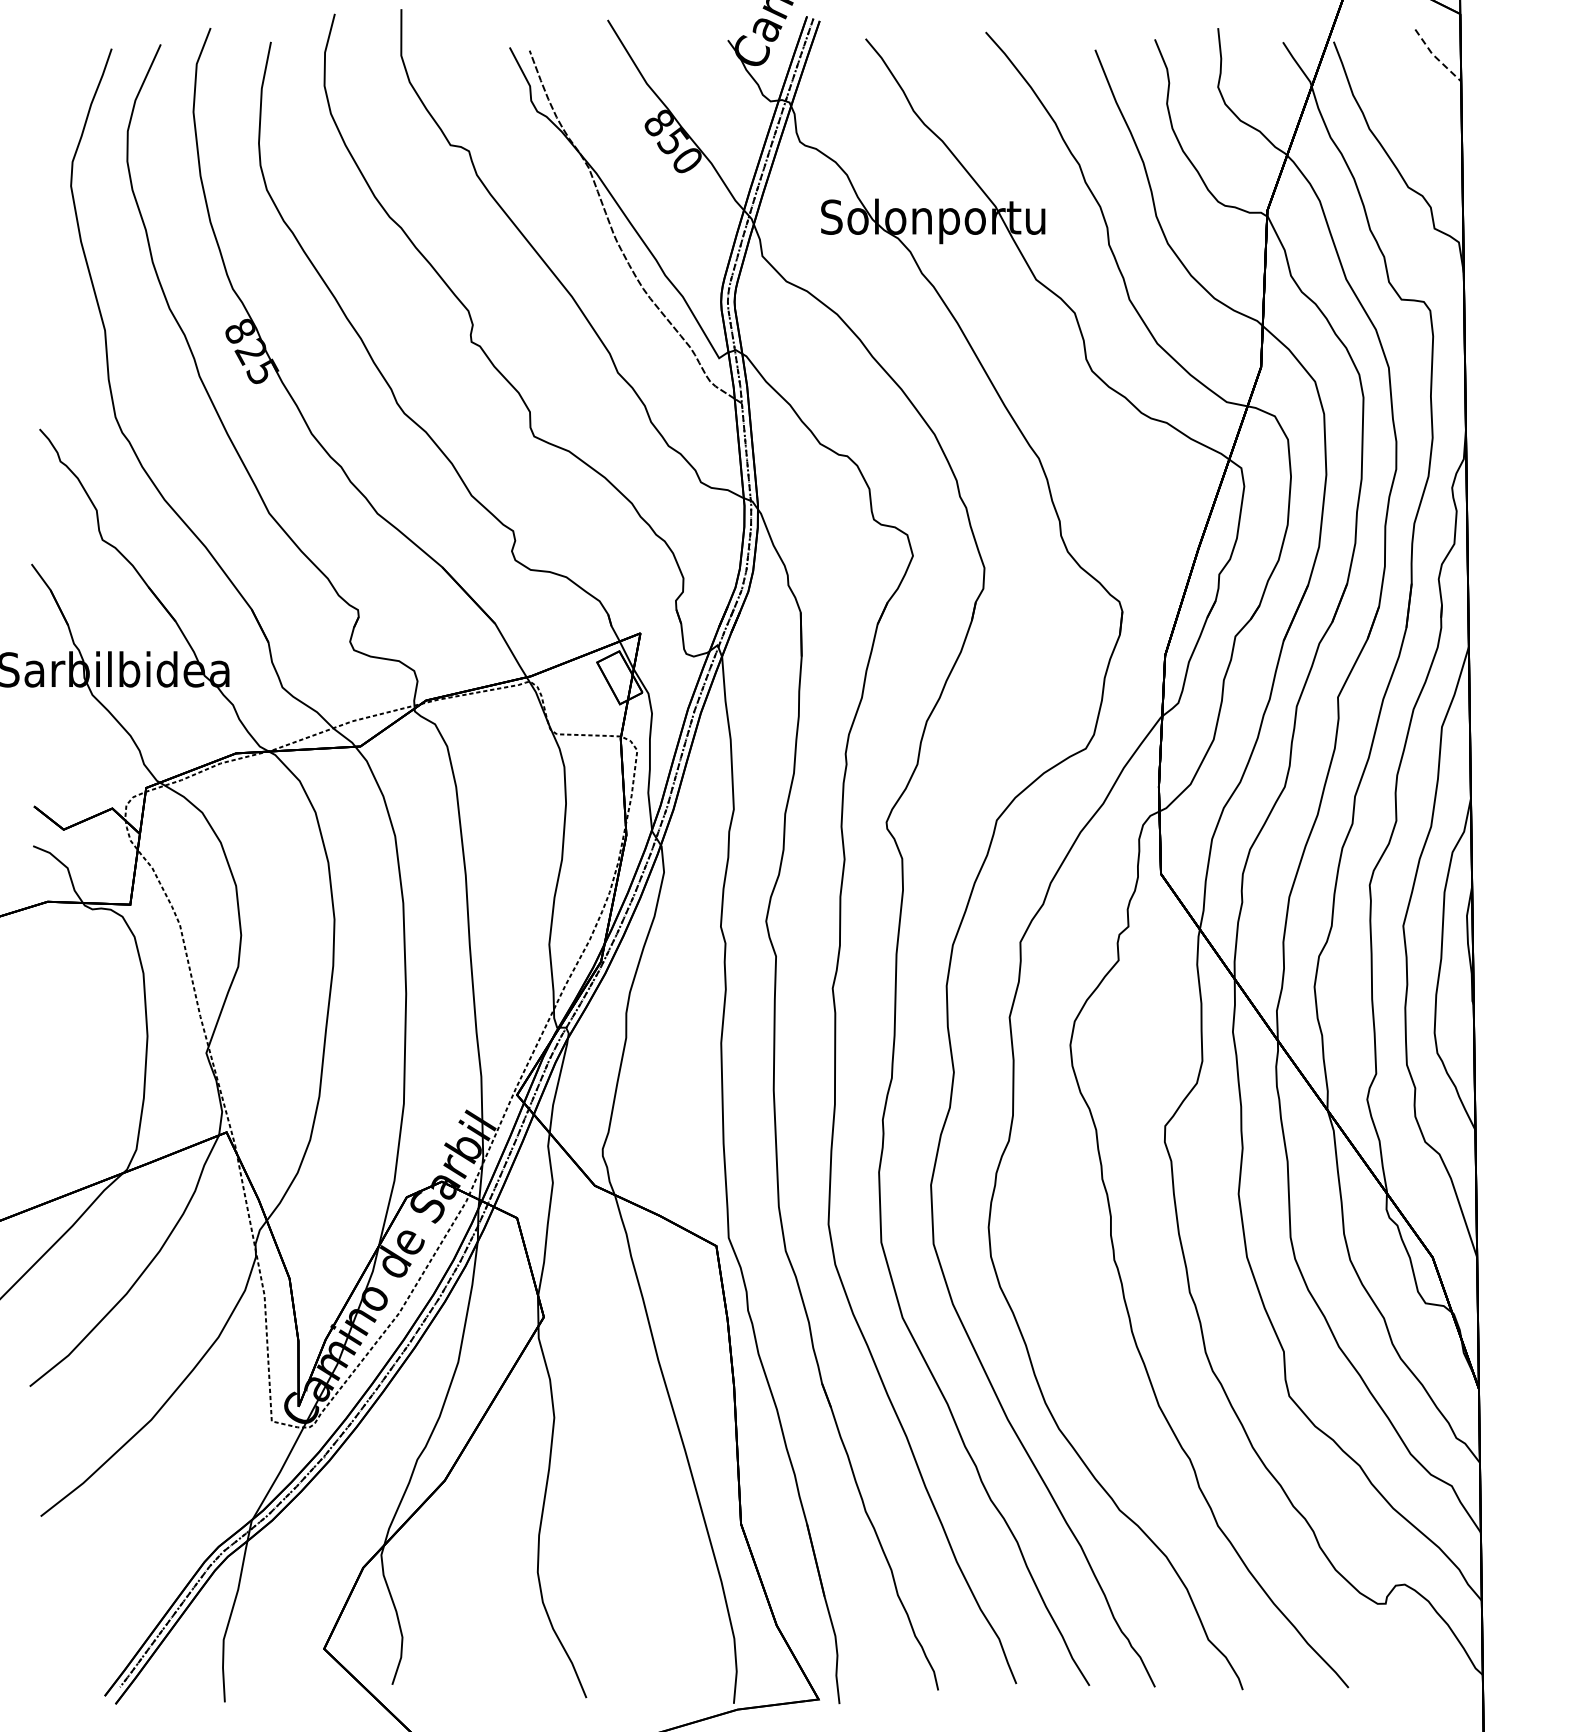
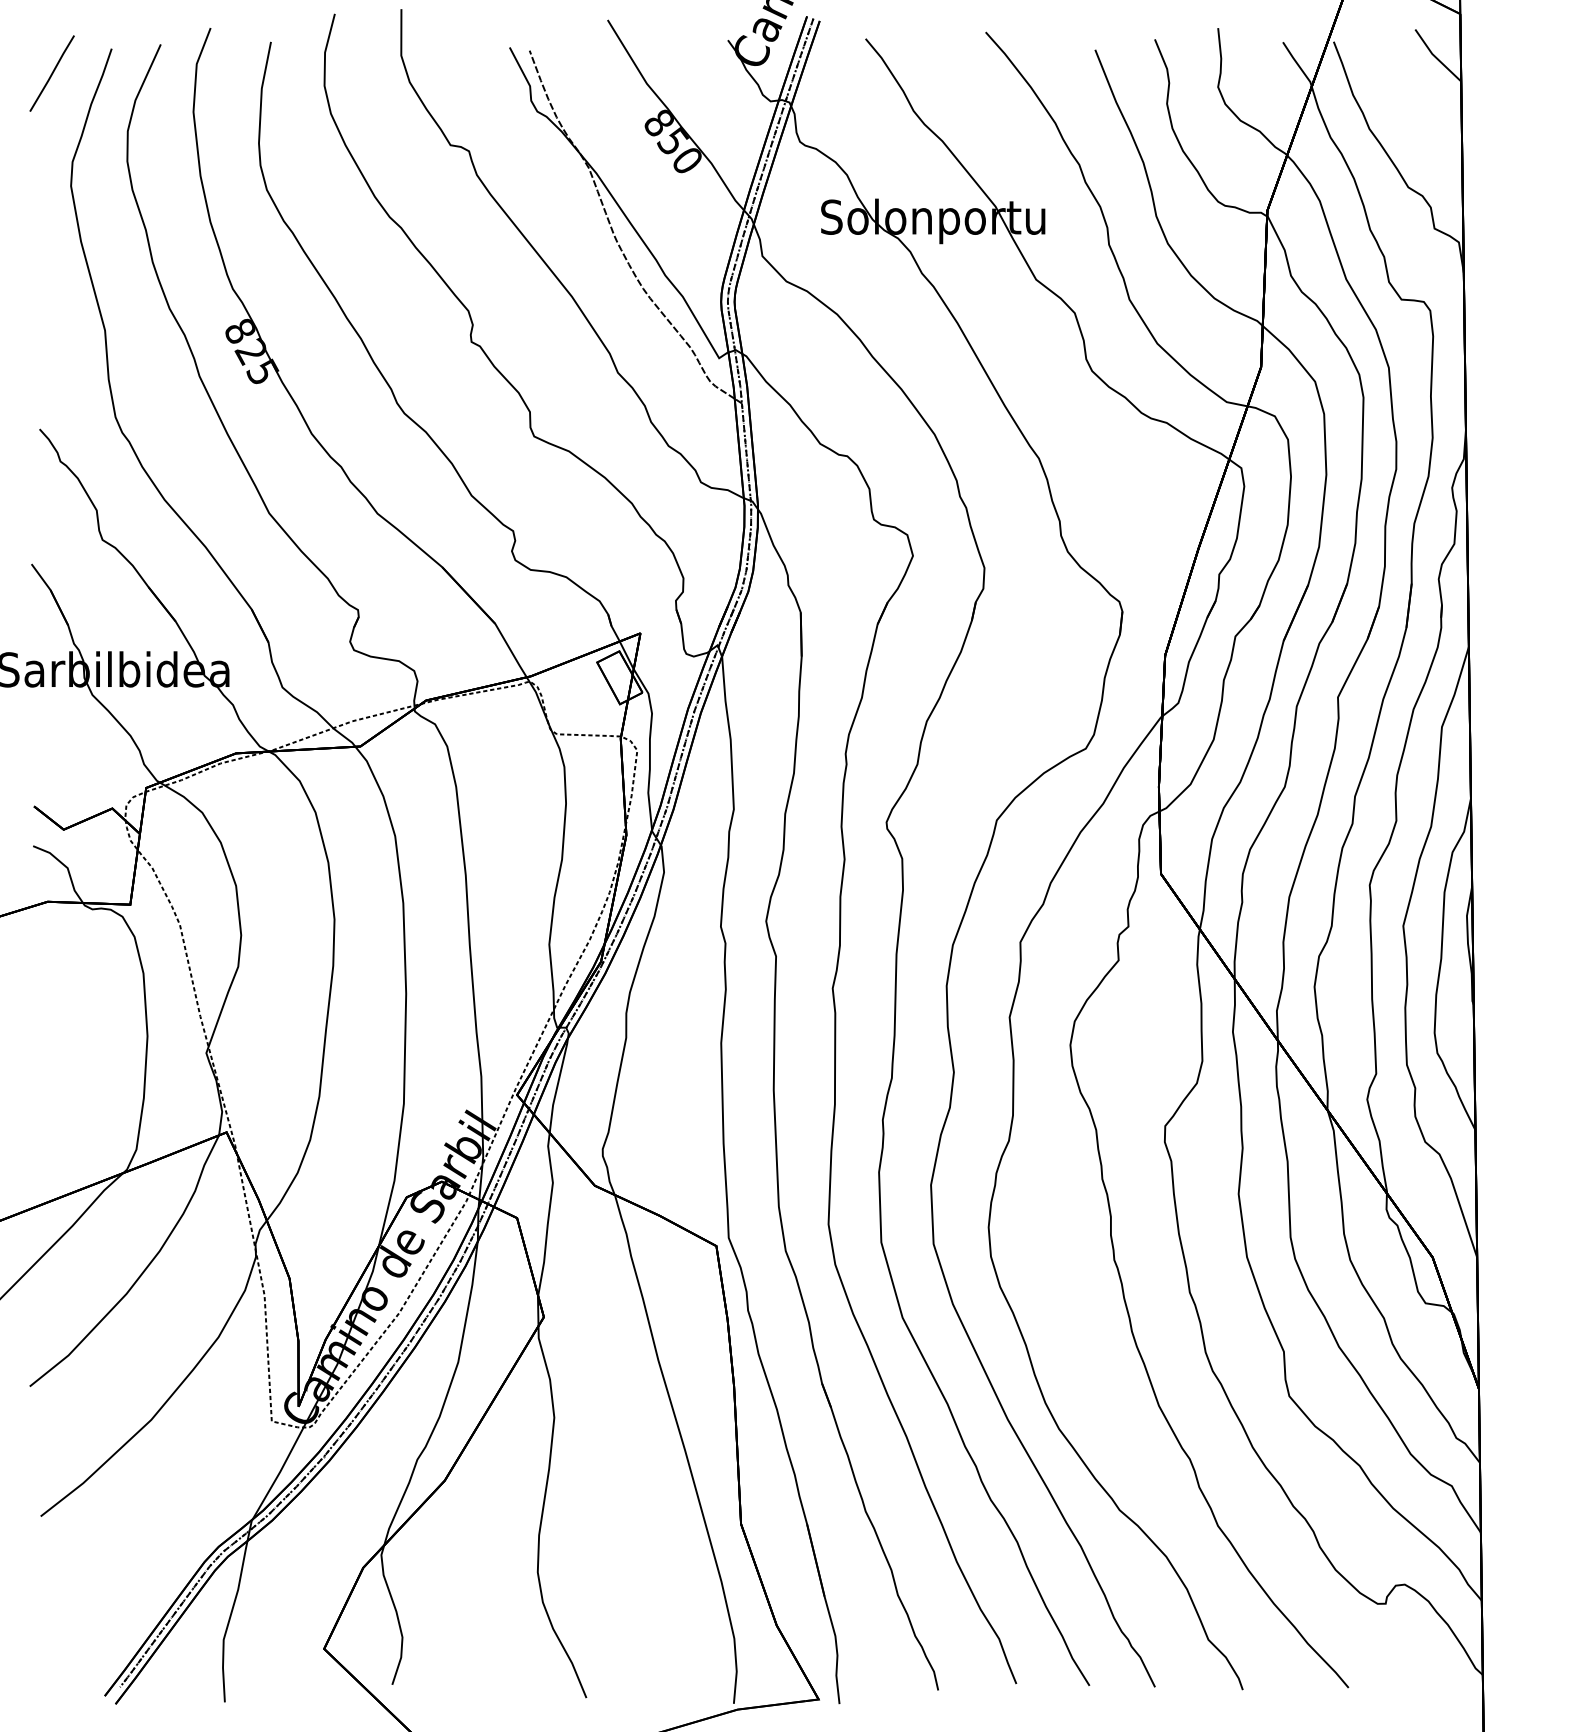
line: dashed -> solid (1435, 57)
line: none -> present (51, 73)
